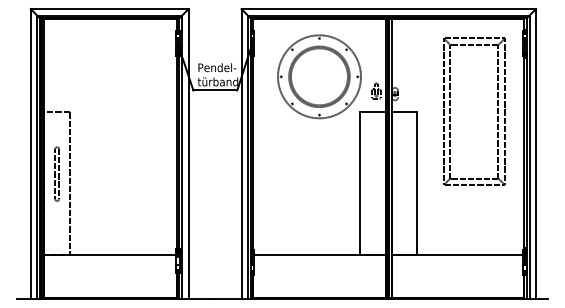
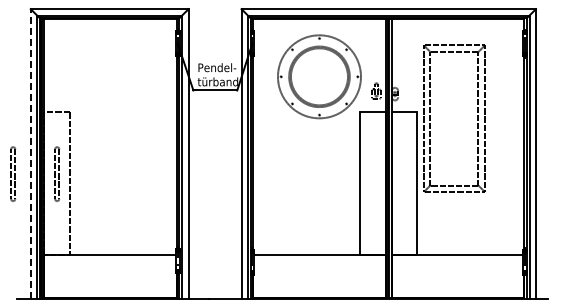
part position: (497, 111) -> (477, 118) (477, 118)
line: solid -> dashed (30, 153)
part: none -> present (13, 173)
